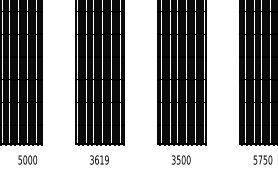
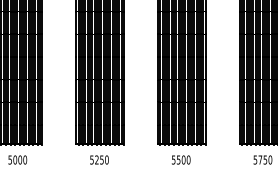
text position: (27, 159) -> (17, 159) (17, 159)
text: 3619 -> 5250 (99, 159)
text: 3500 -> 5500 (173, 159)
